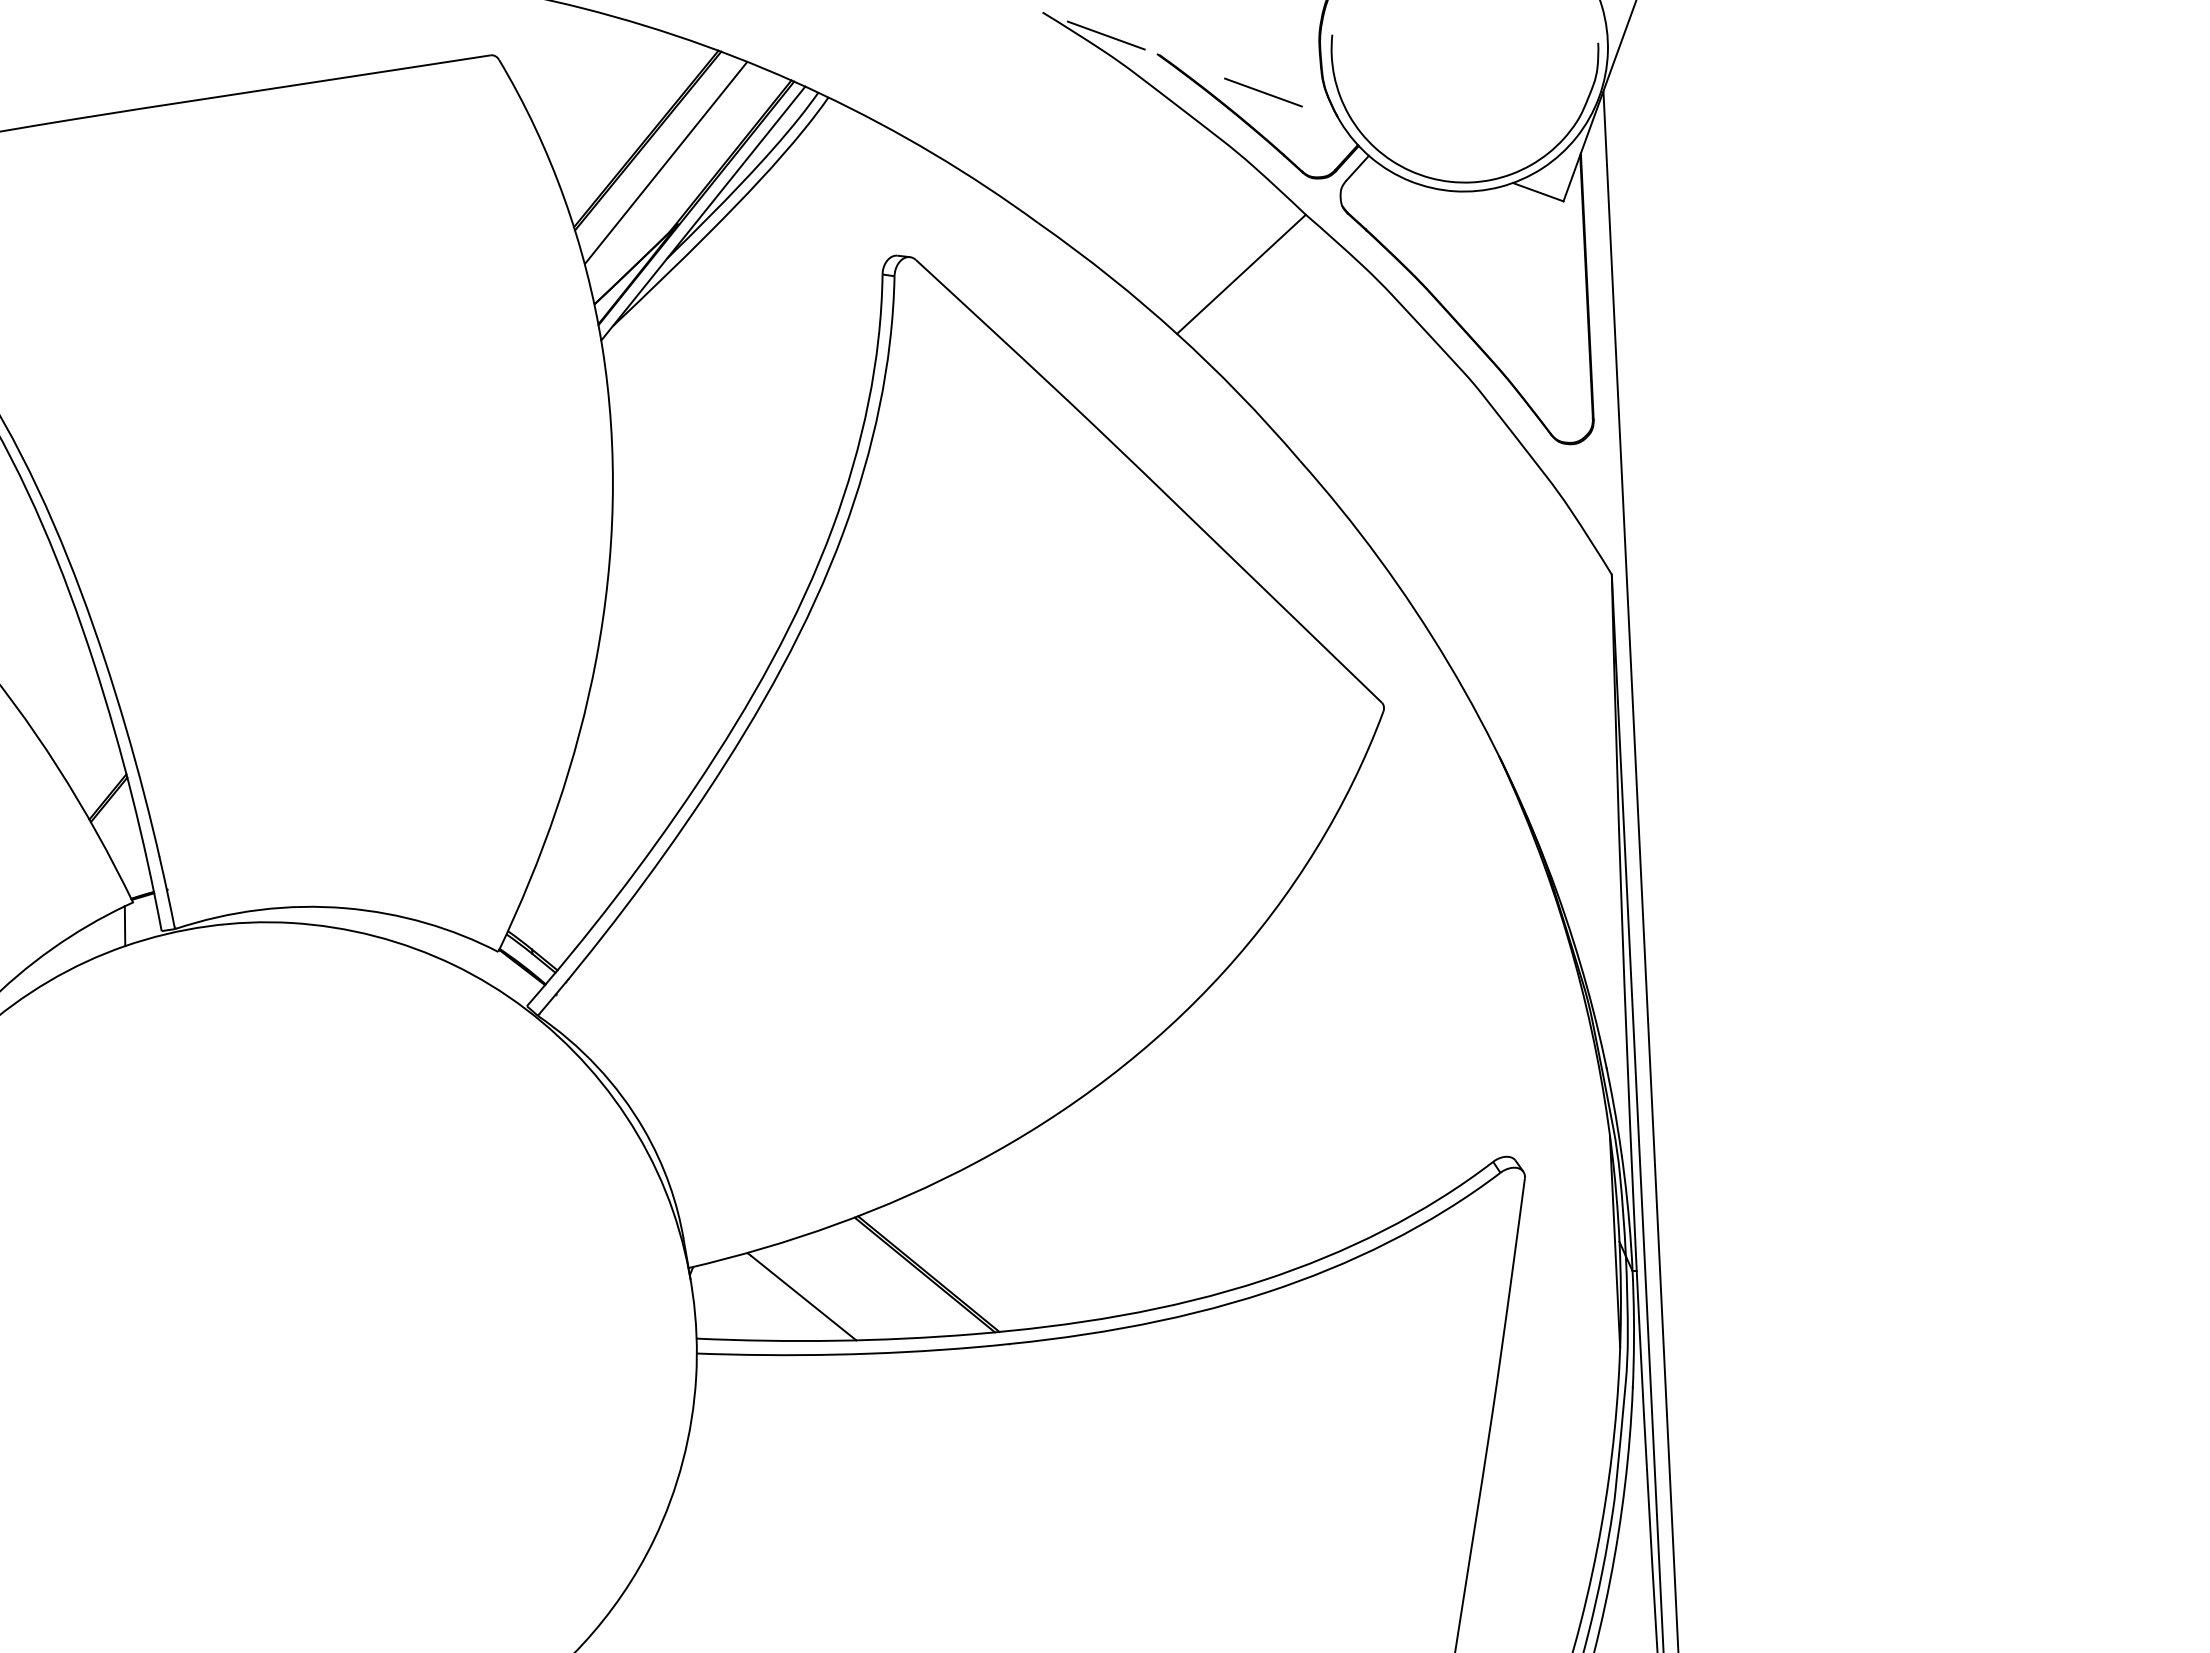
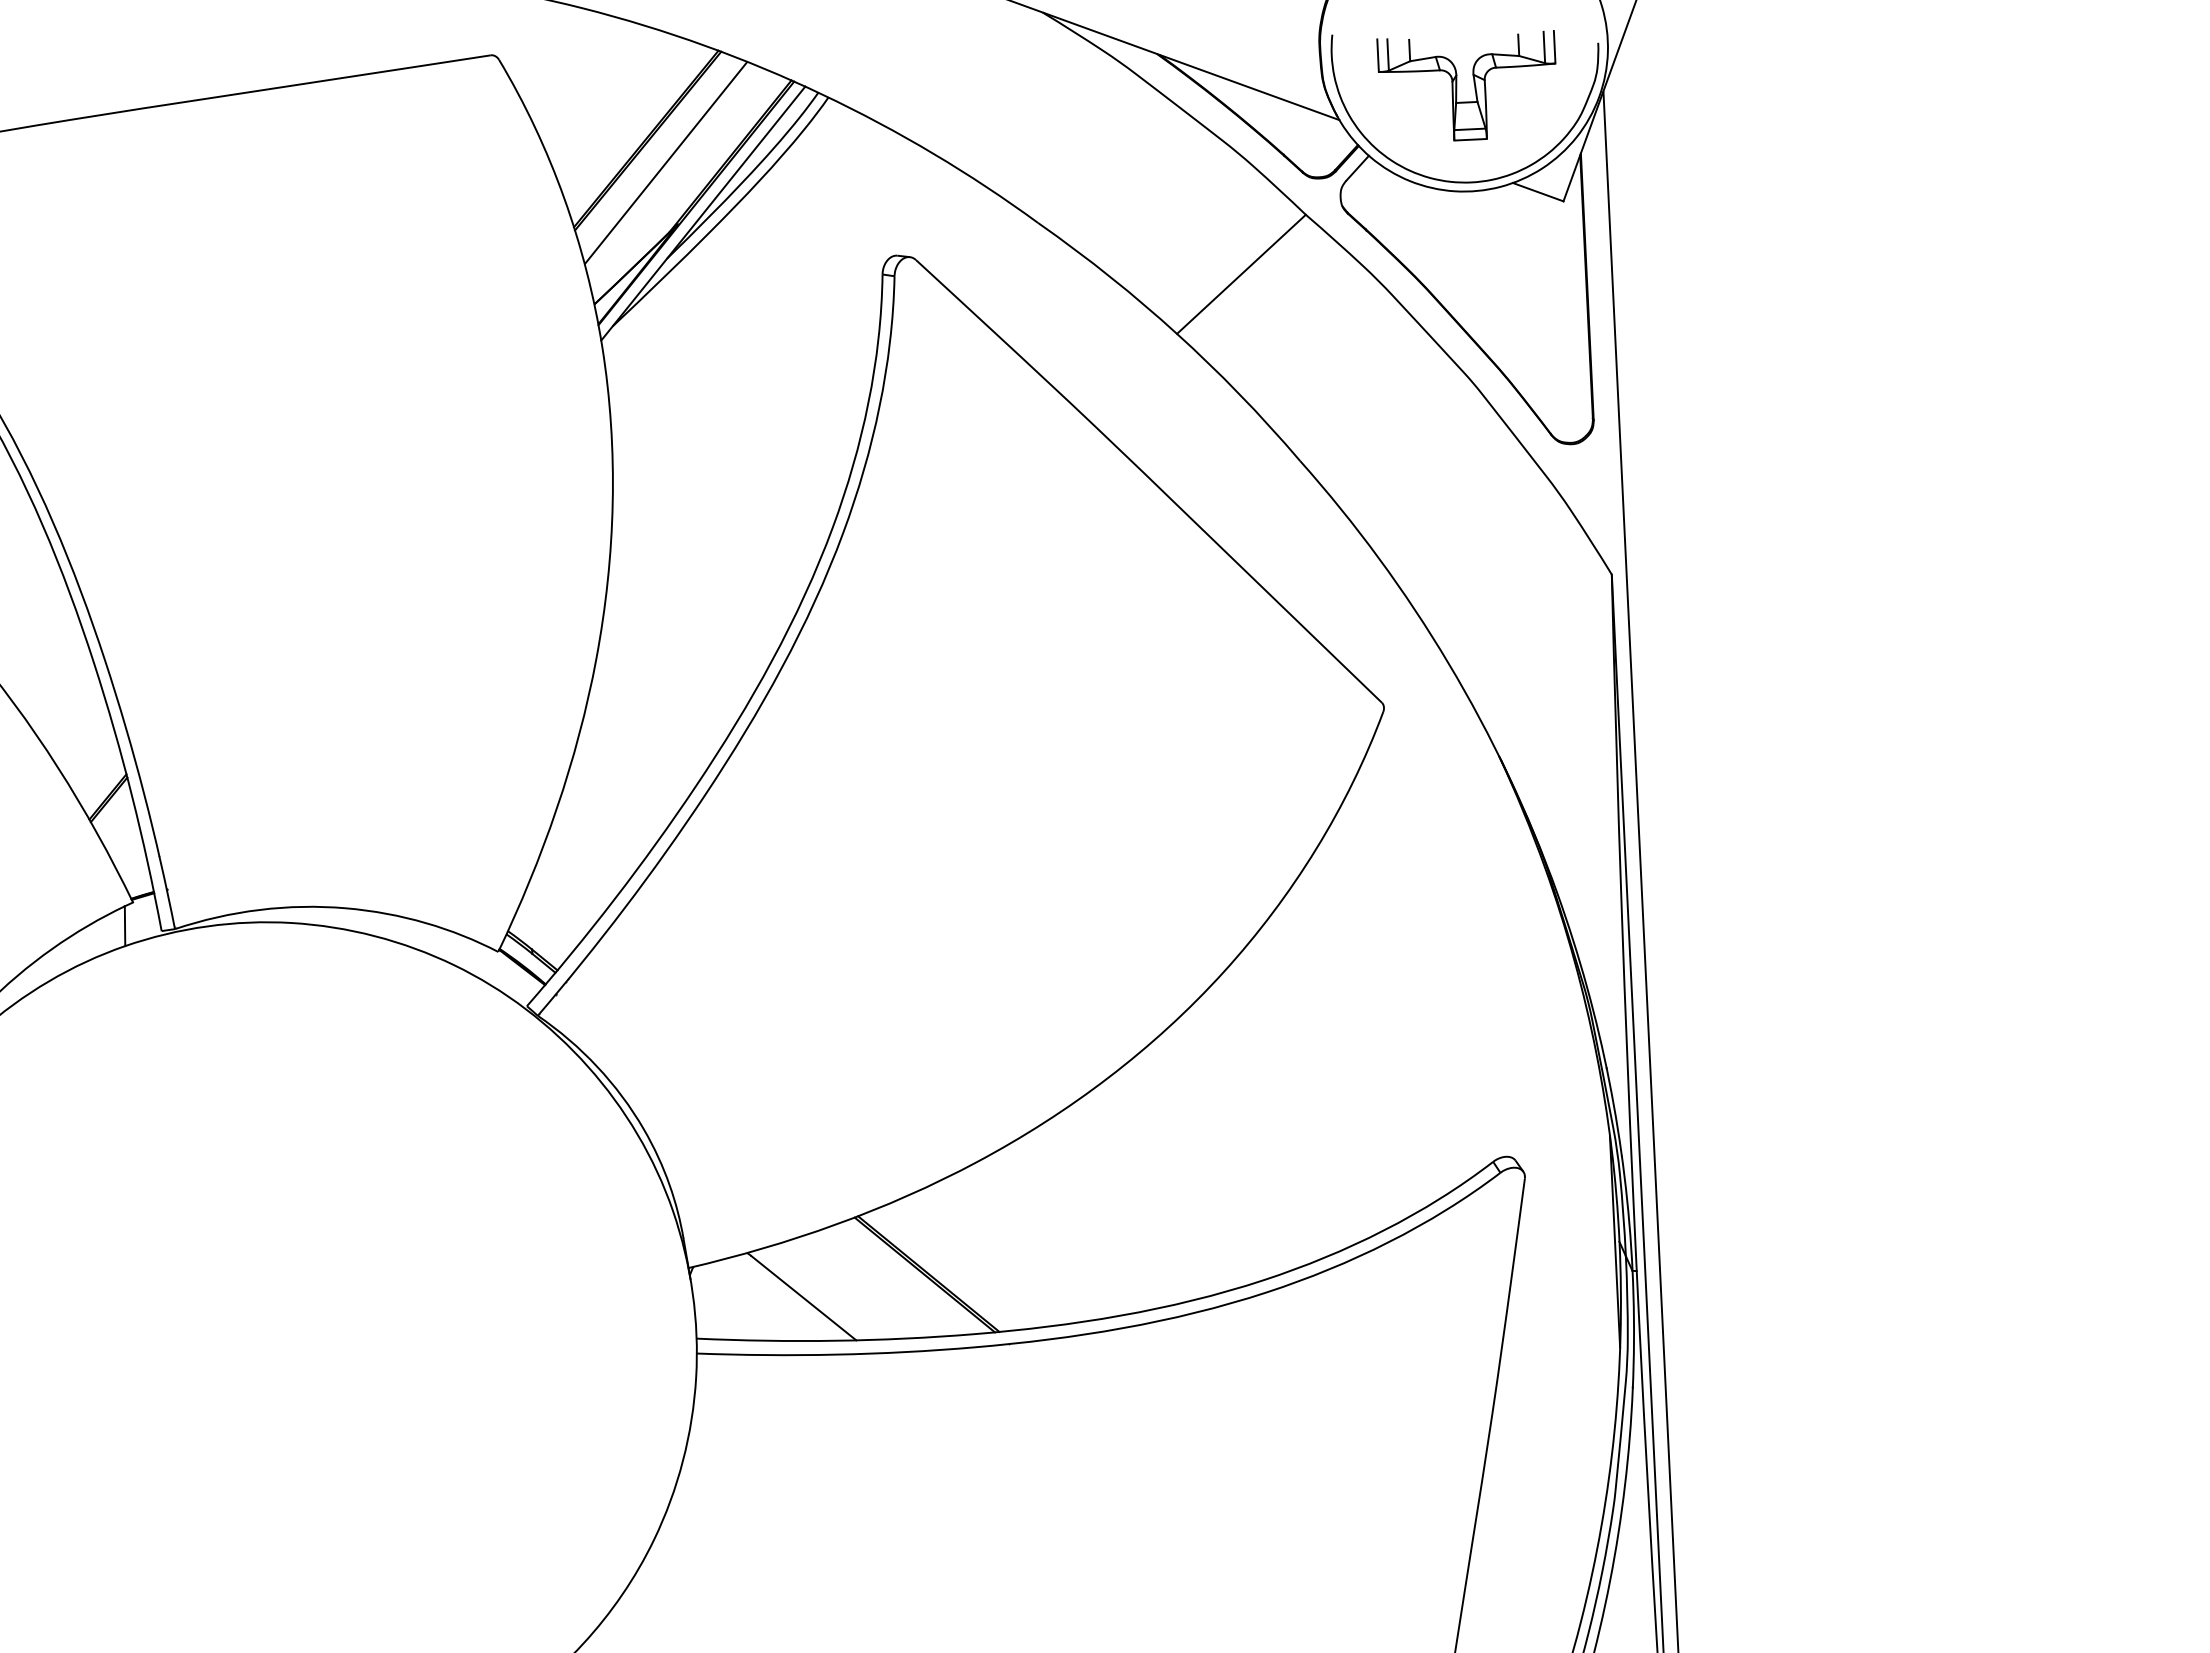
line: dashed -> solid (1174, 60)
part: none -> present (1473, 83)
